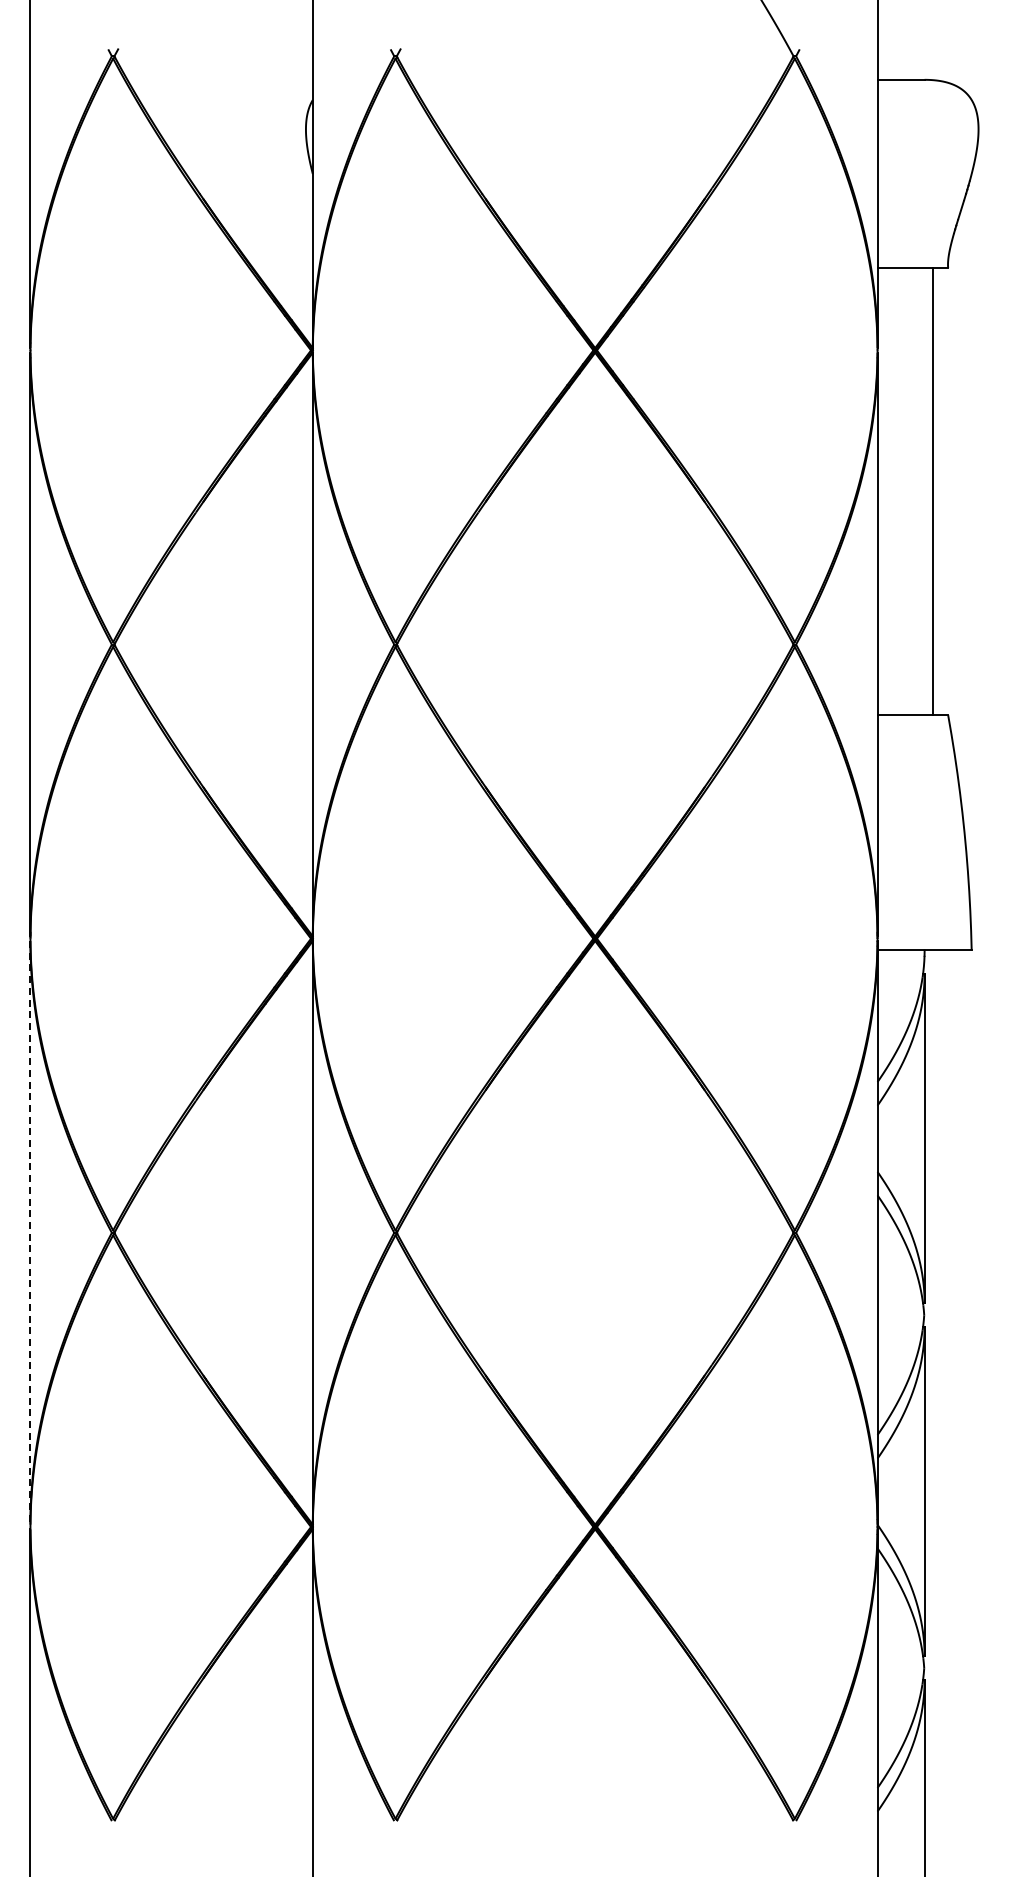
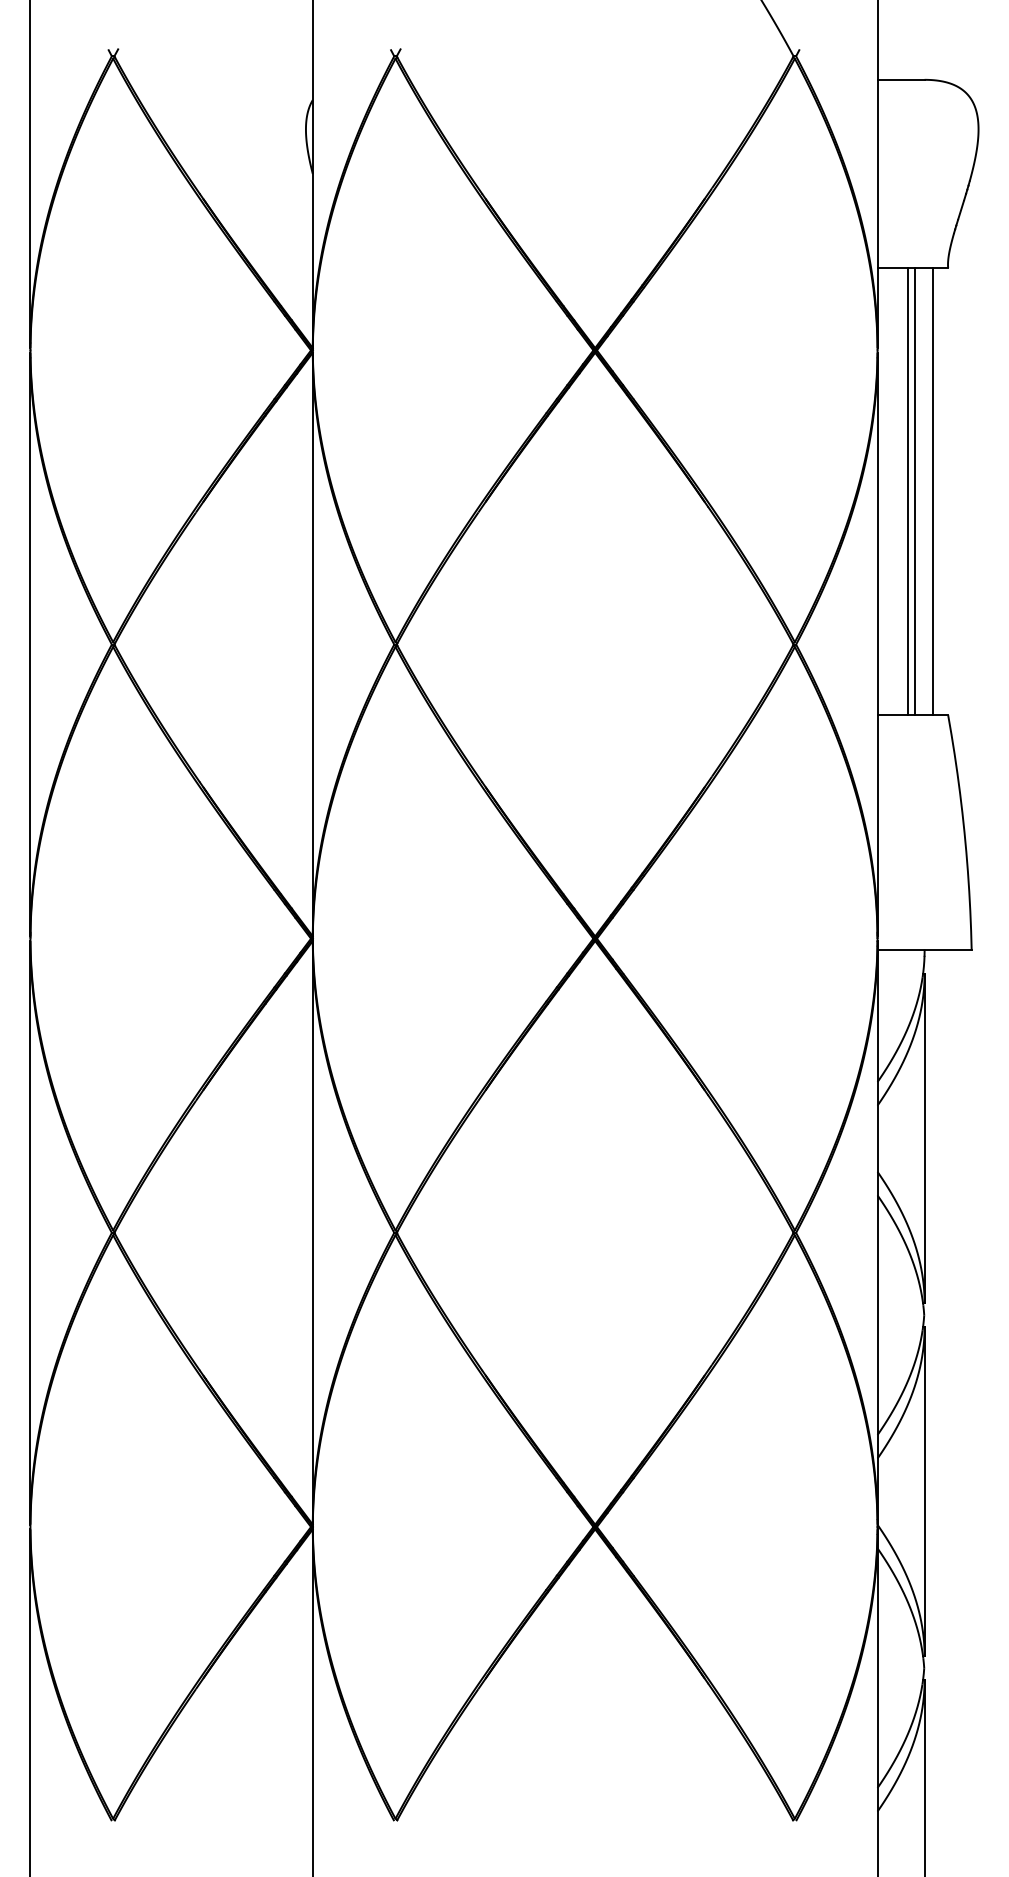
line: none -> present (908, 491)
line: none -> present (914, 491)
line: dashed -> solid (30, 1232)
